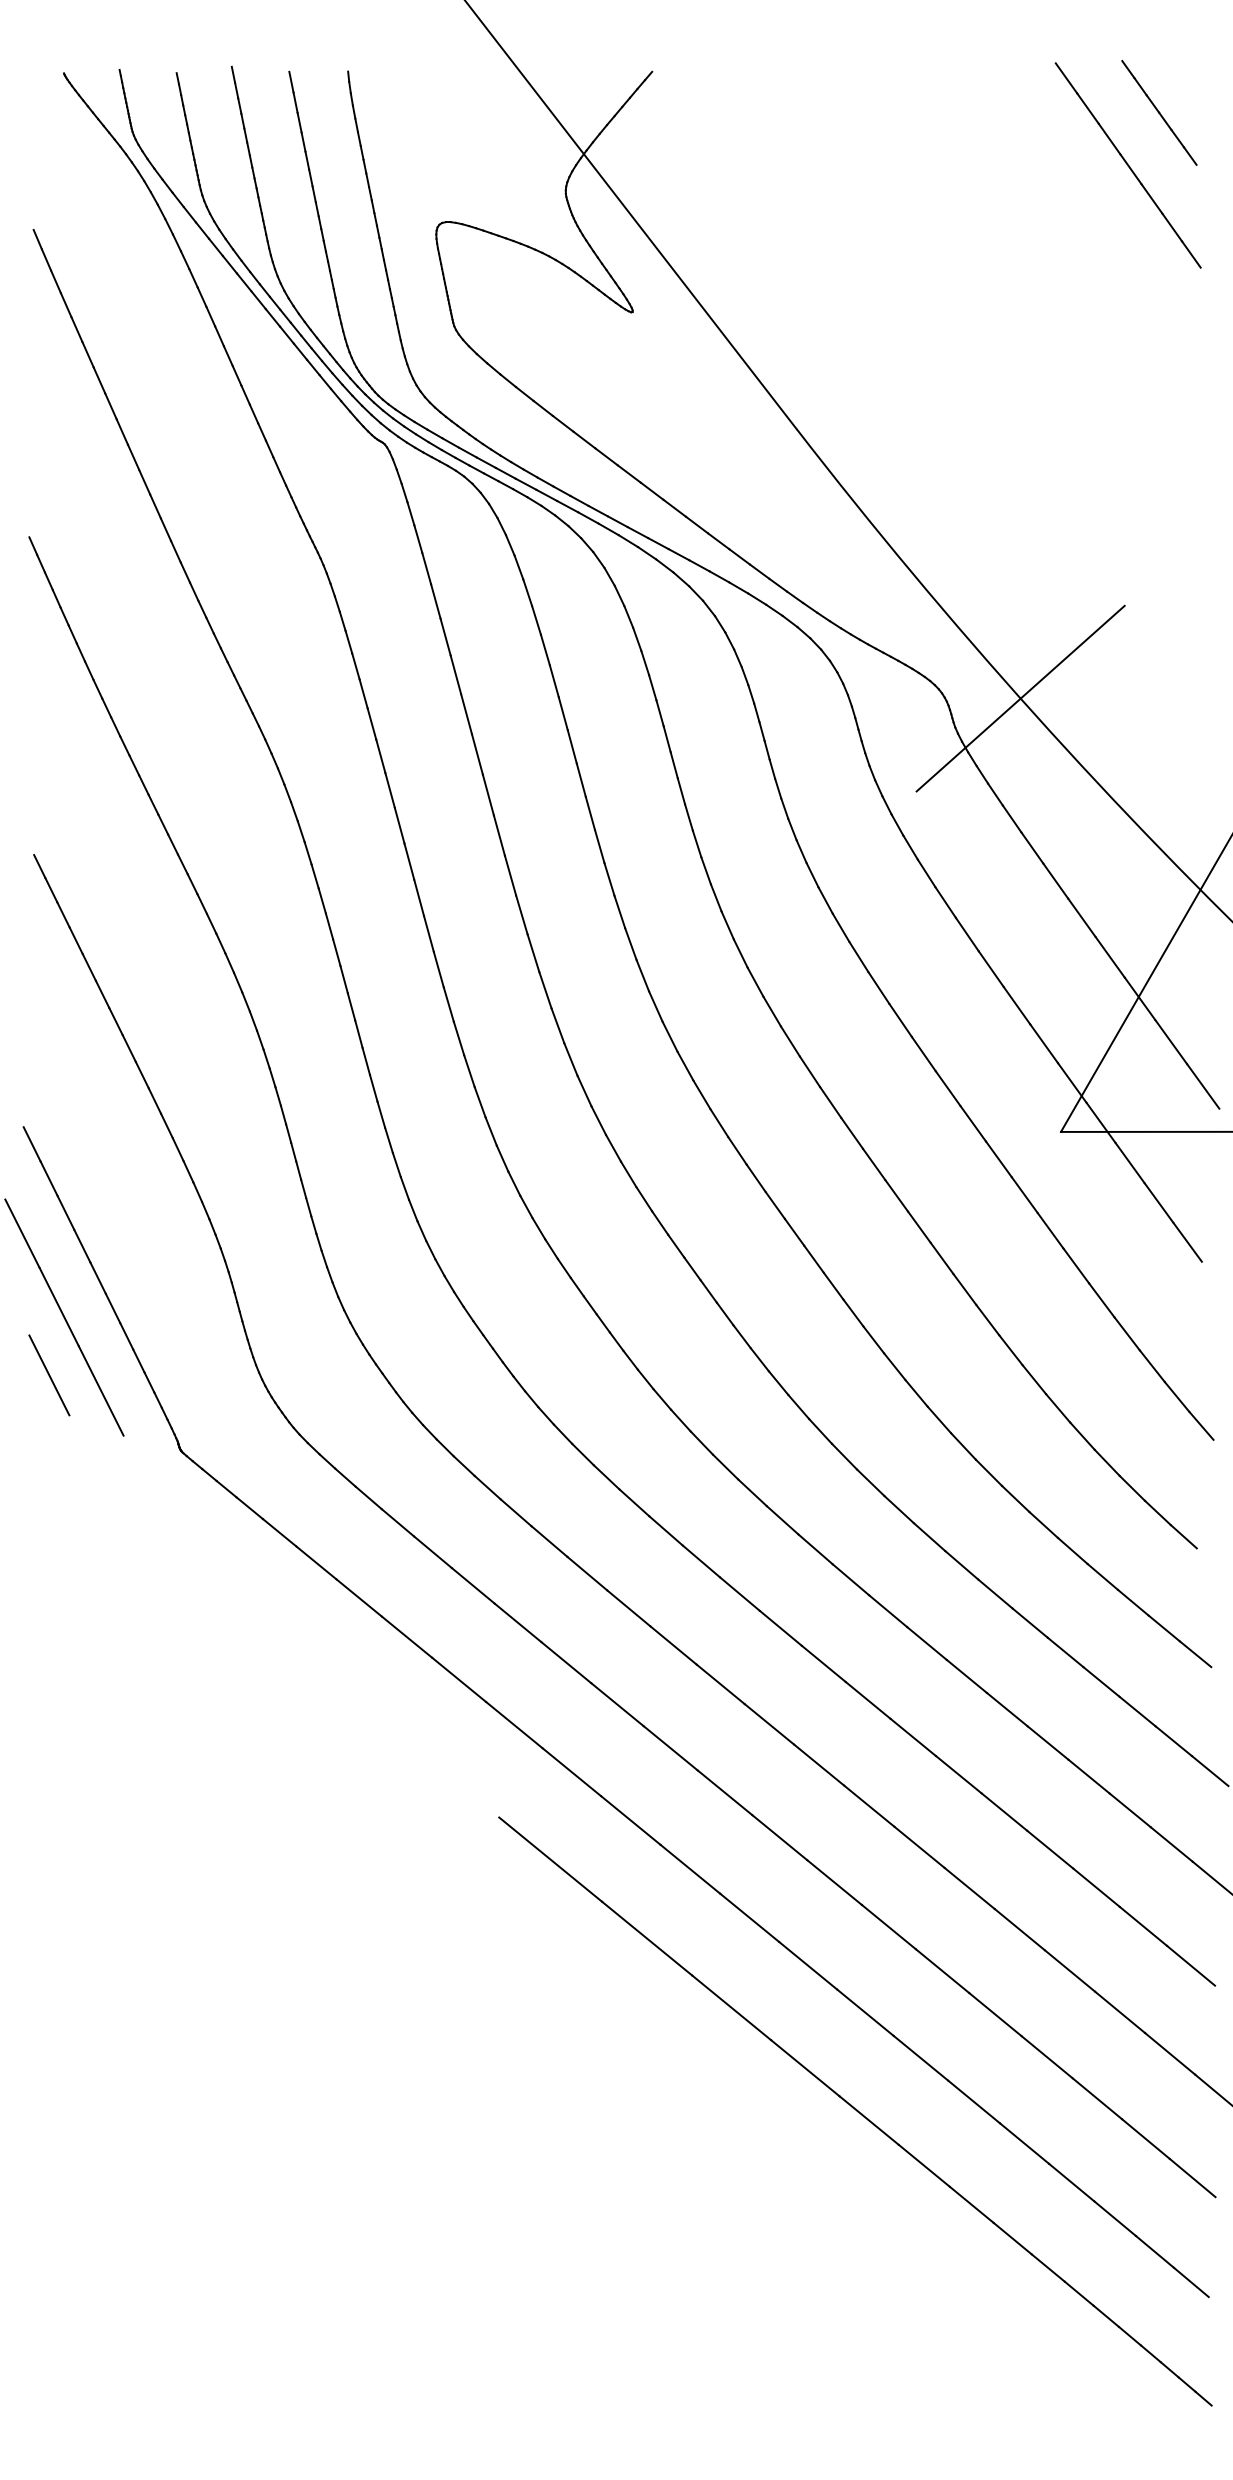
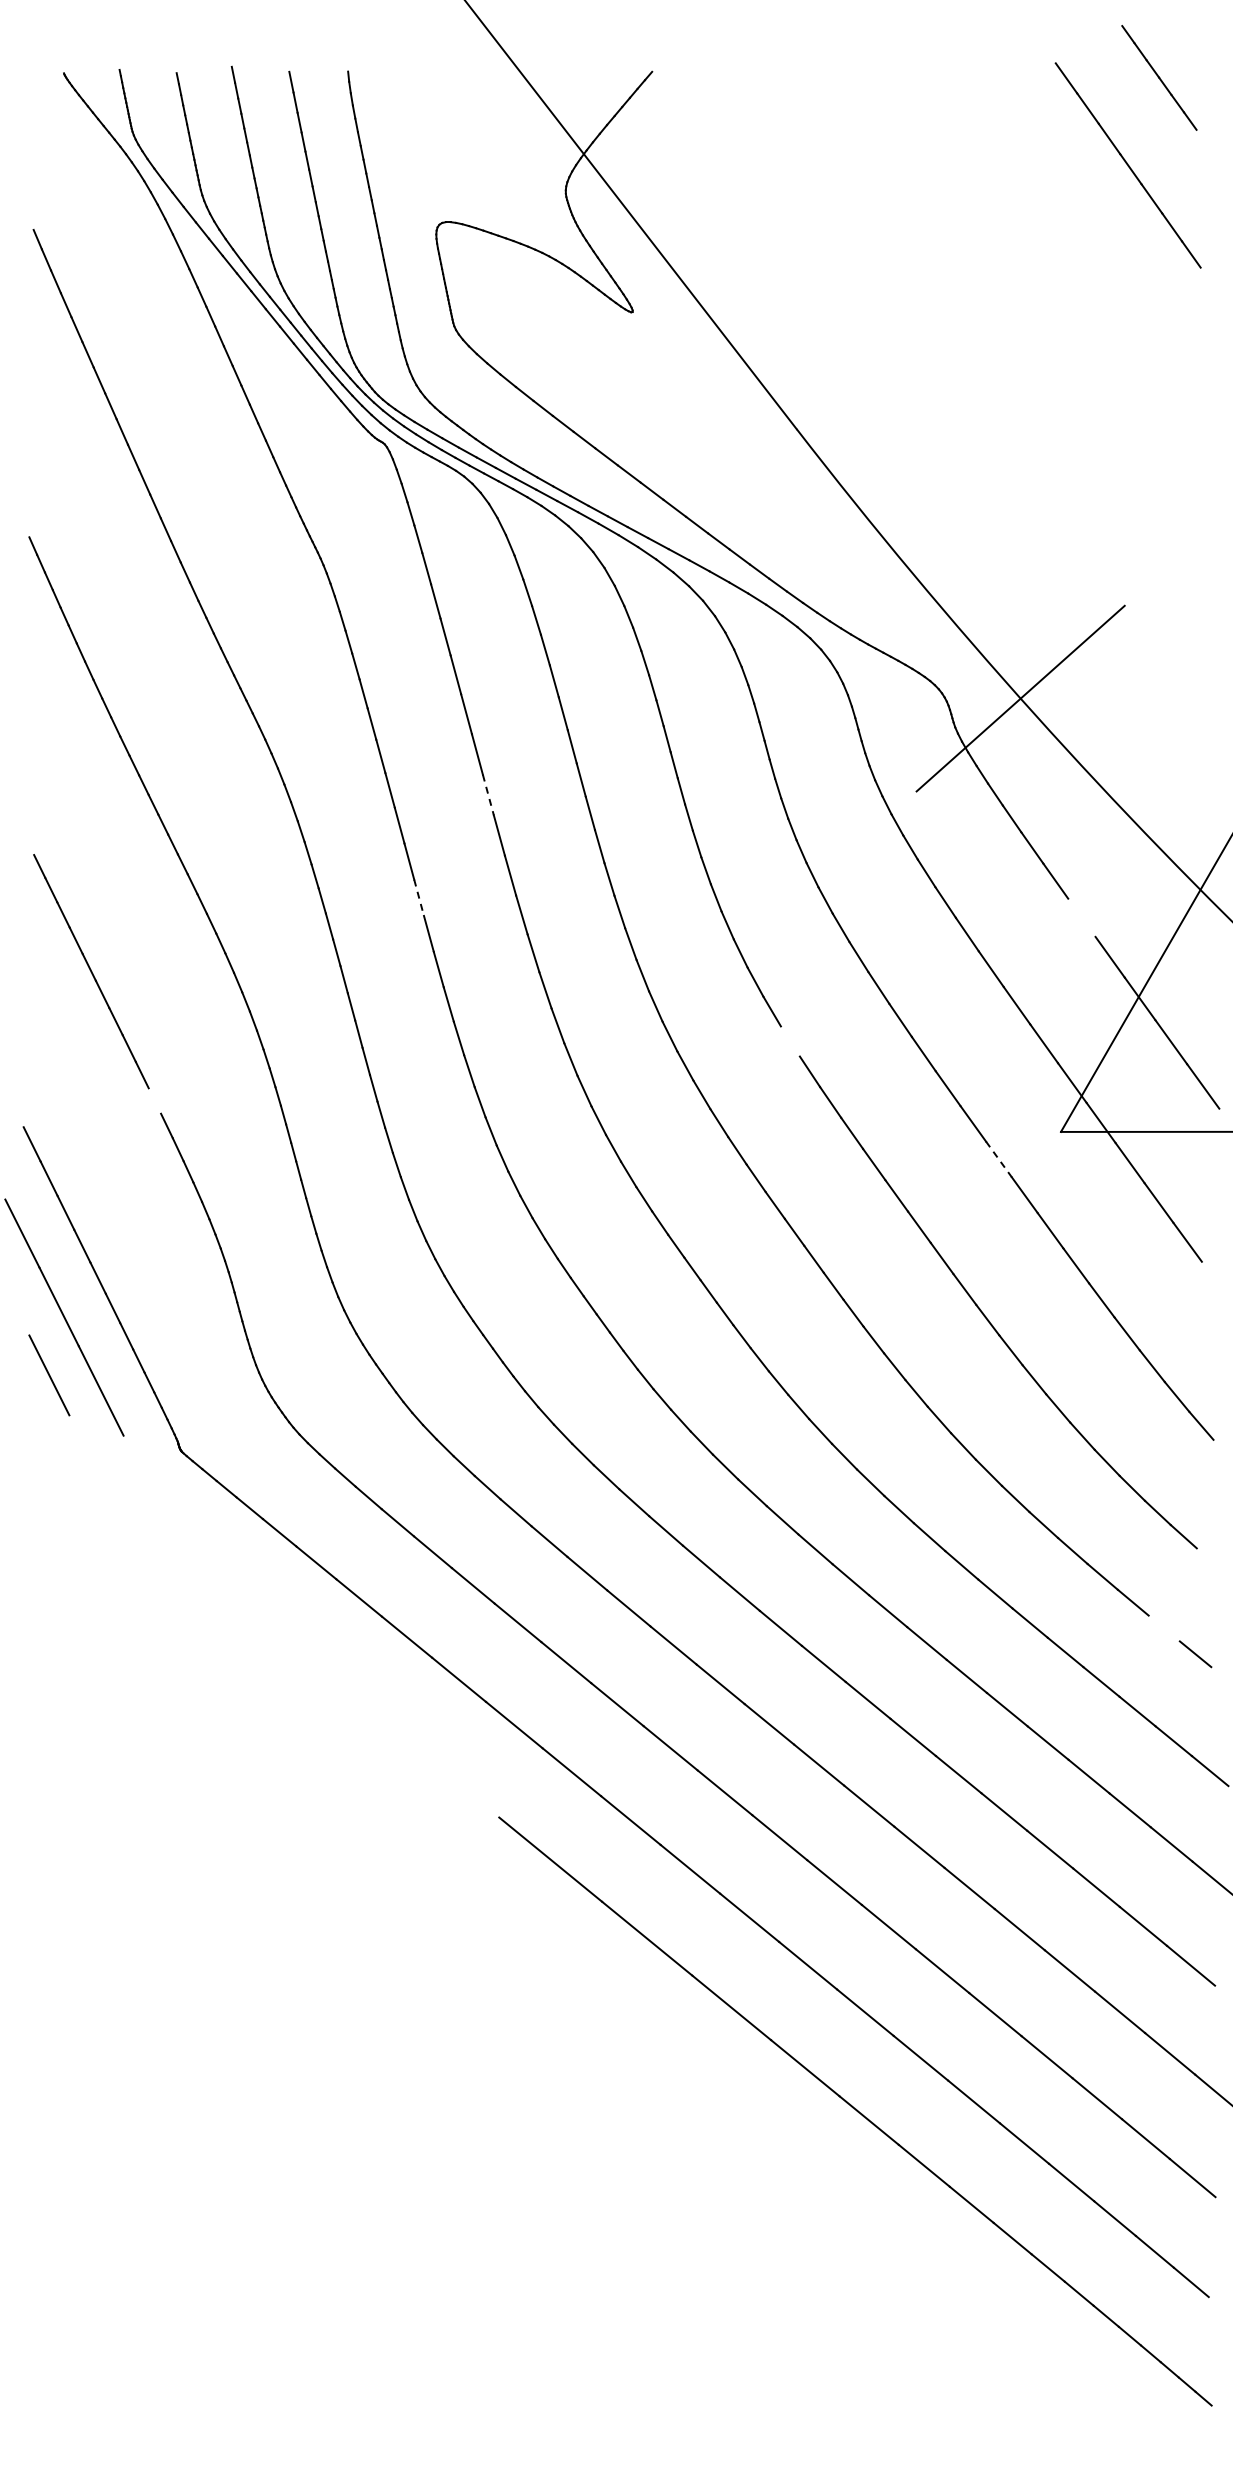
line position: (1159, 112) -> (1159, 77) (1159, 77)
line: solid -> dashed (488, 795)
line: solid -> dashed (419, 897)
line: present -> none (1081, 917)
line: present -> none (789, 1041)
line: present -> none (154, 1100)
line: solid -> dashed (999, 1159)
line: present -> none (1163, 1628)
